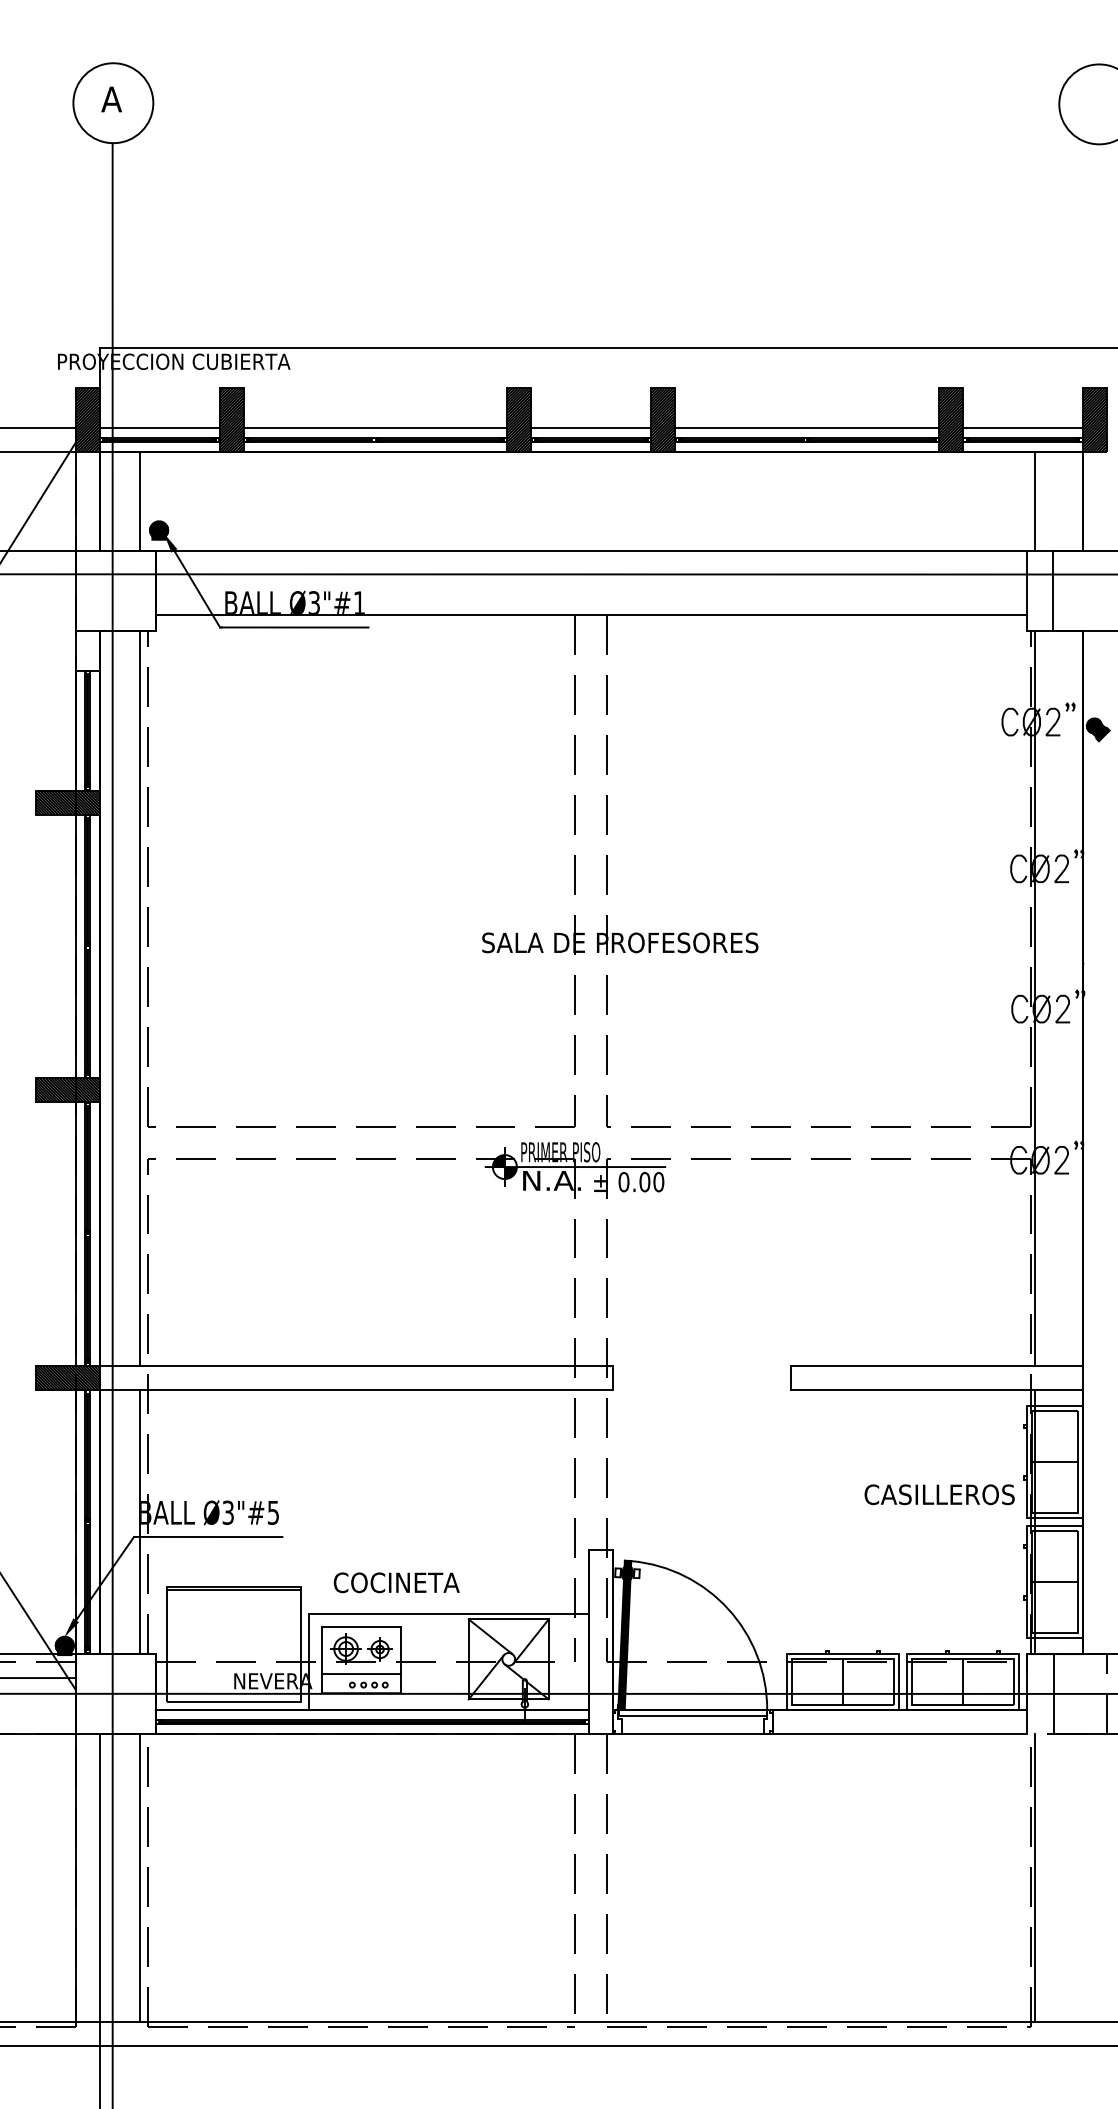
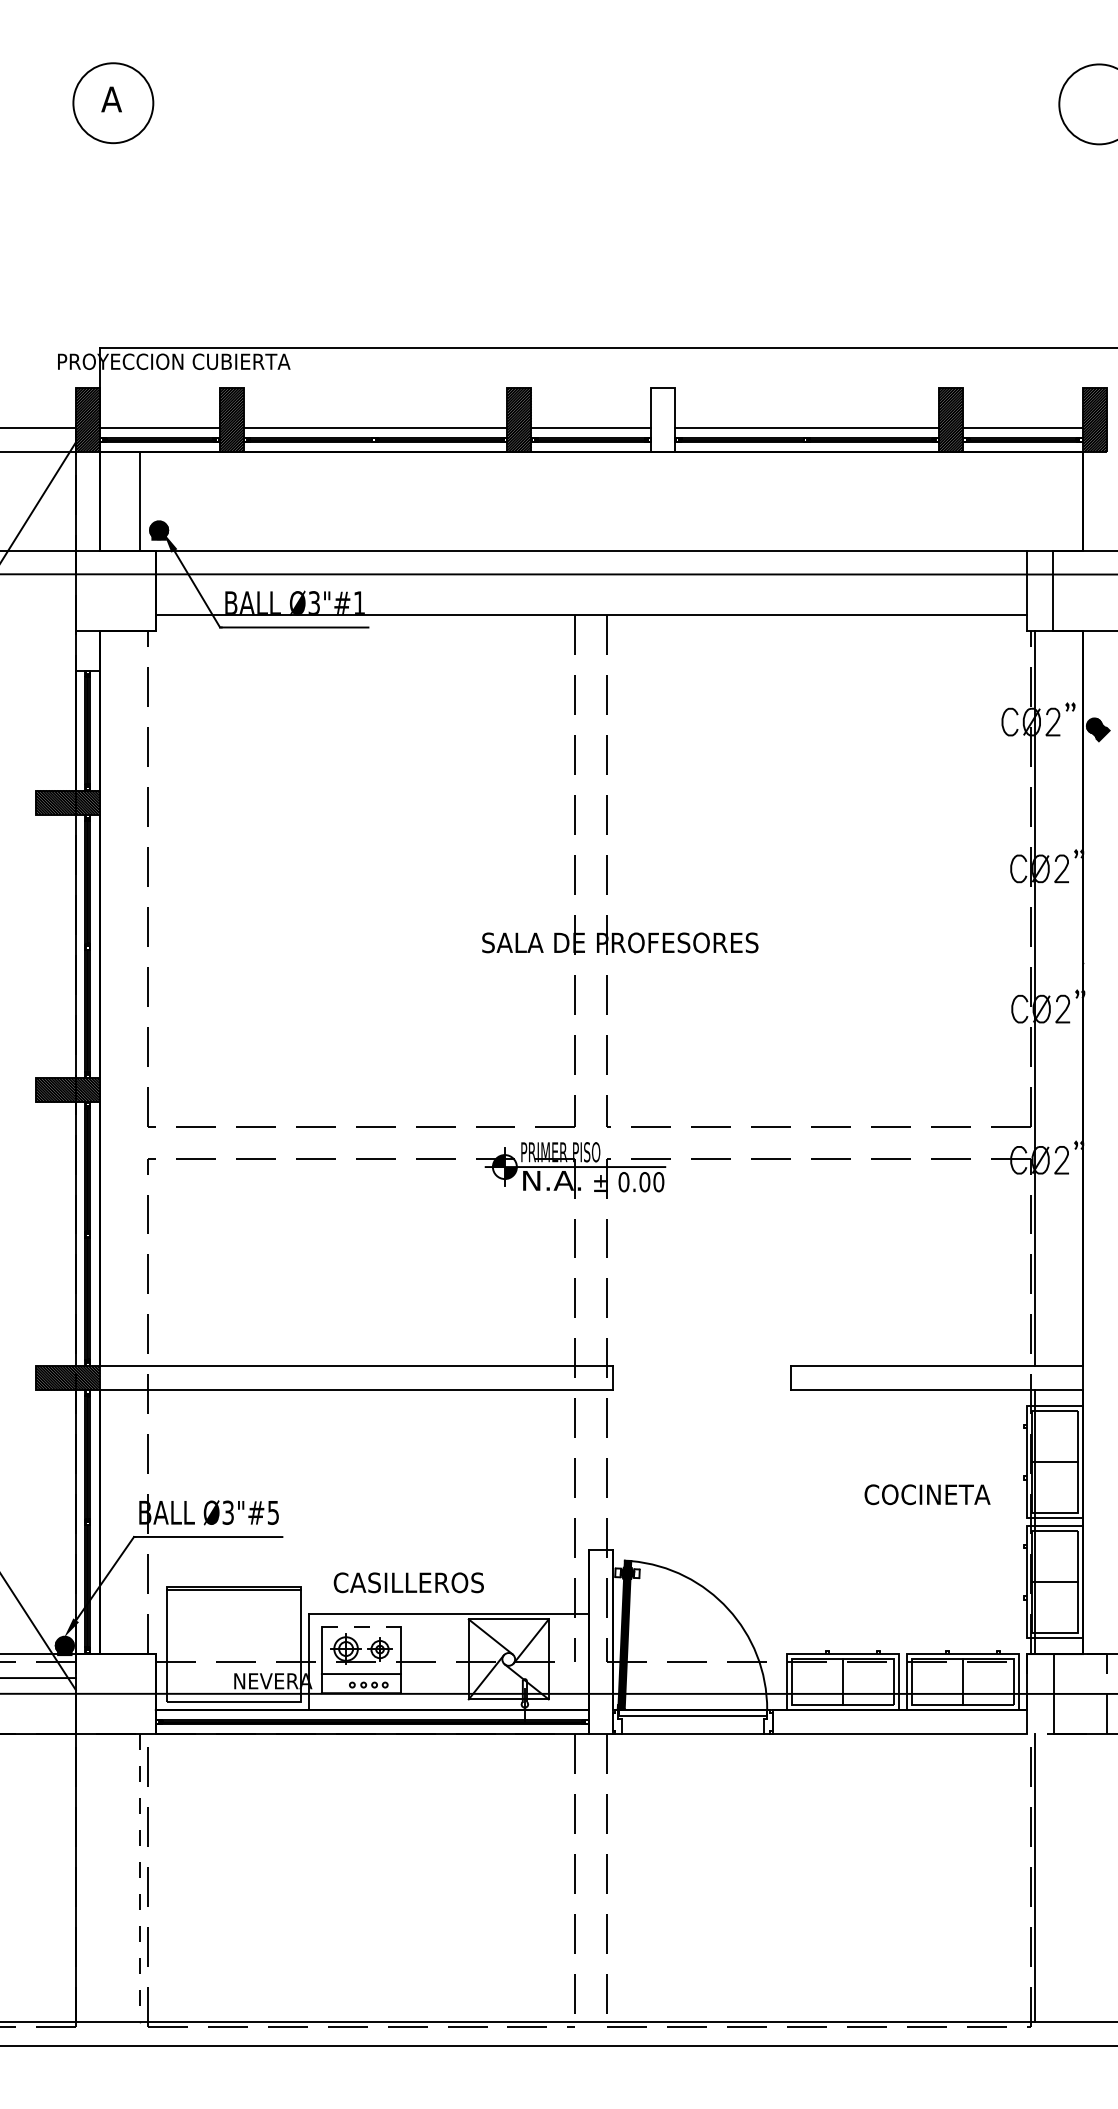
hatch: present -> none (663, 420)
line: present -> none (1035, 501)
line: present -> none (139, 998)
line: present -> none (112, 1124)
text: CASILLEROS -> COCINETA (947, 1494)
line: present -> none (139, 1522)
text: COCINETA -> CASILLEROS (416, 1582)
line: solid -> dashed (361, 1626)
line: solid -> dashed (139, 1877)
line: present -> none (99, 1919)
